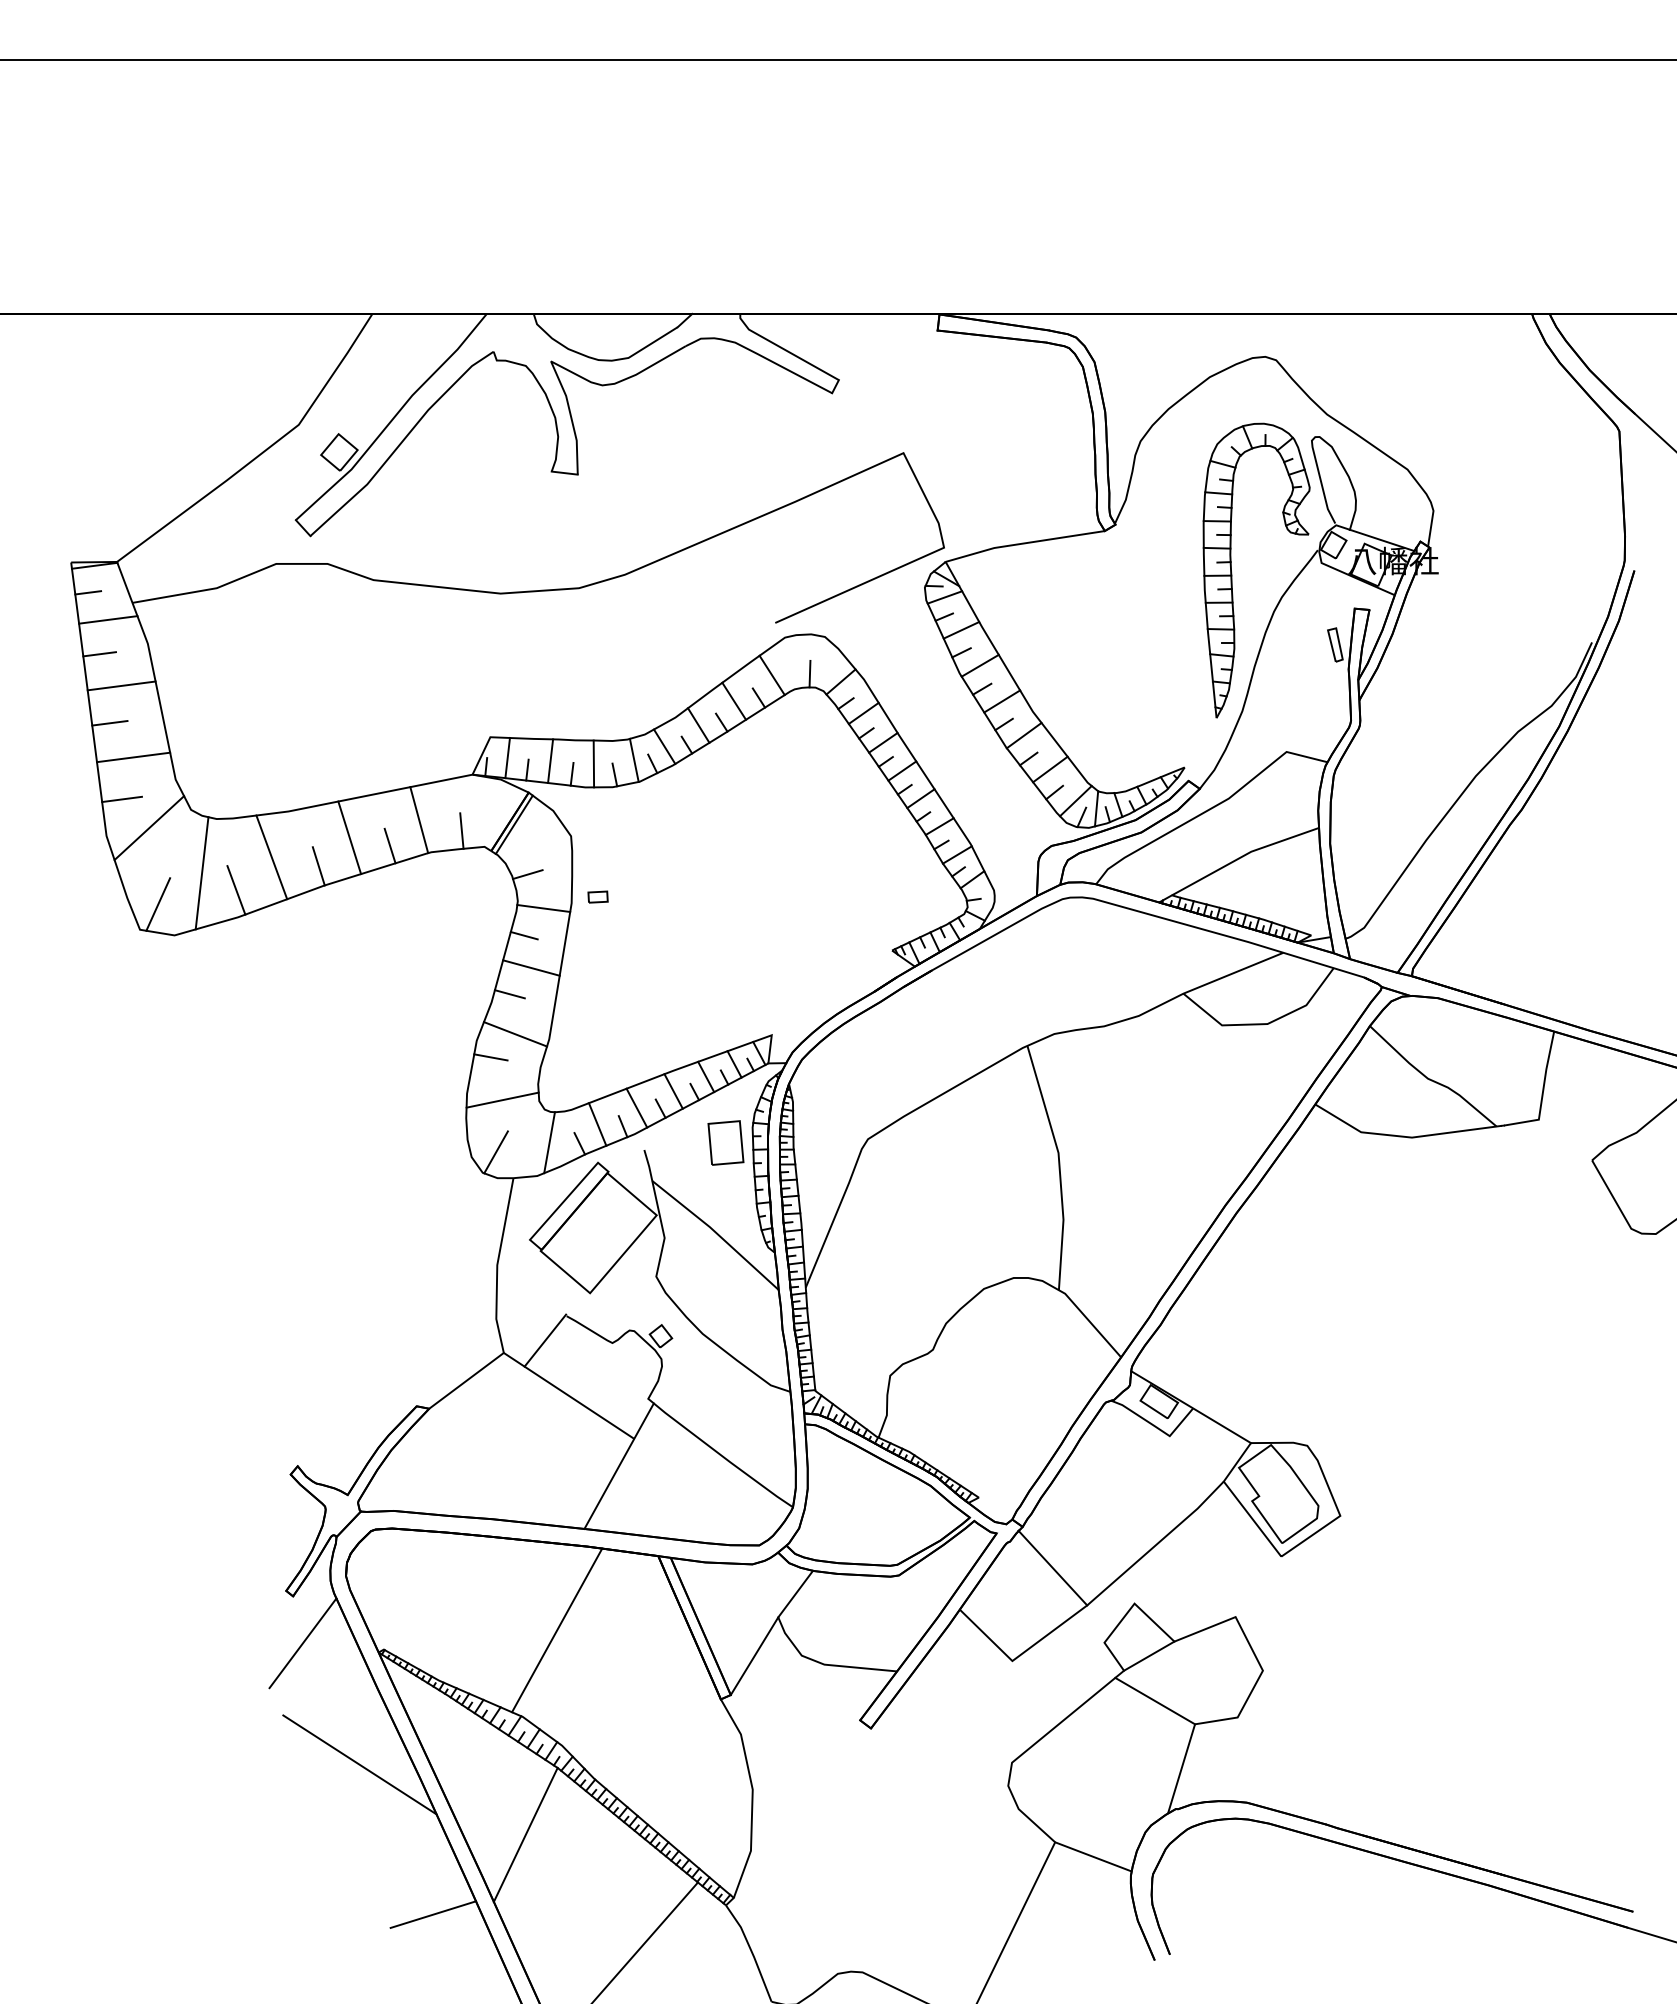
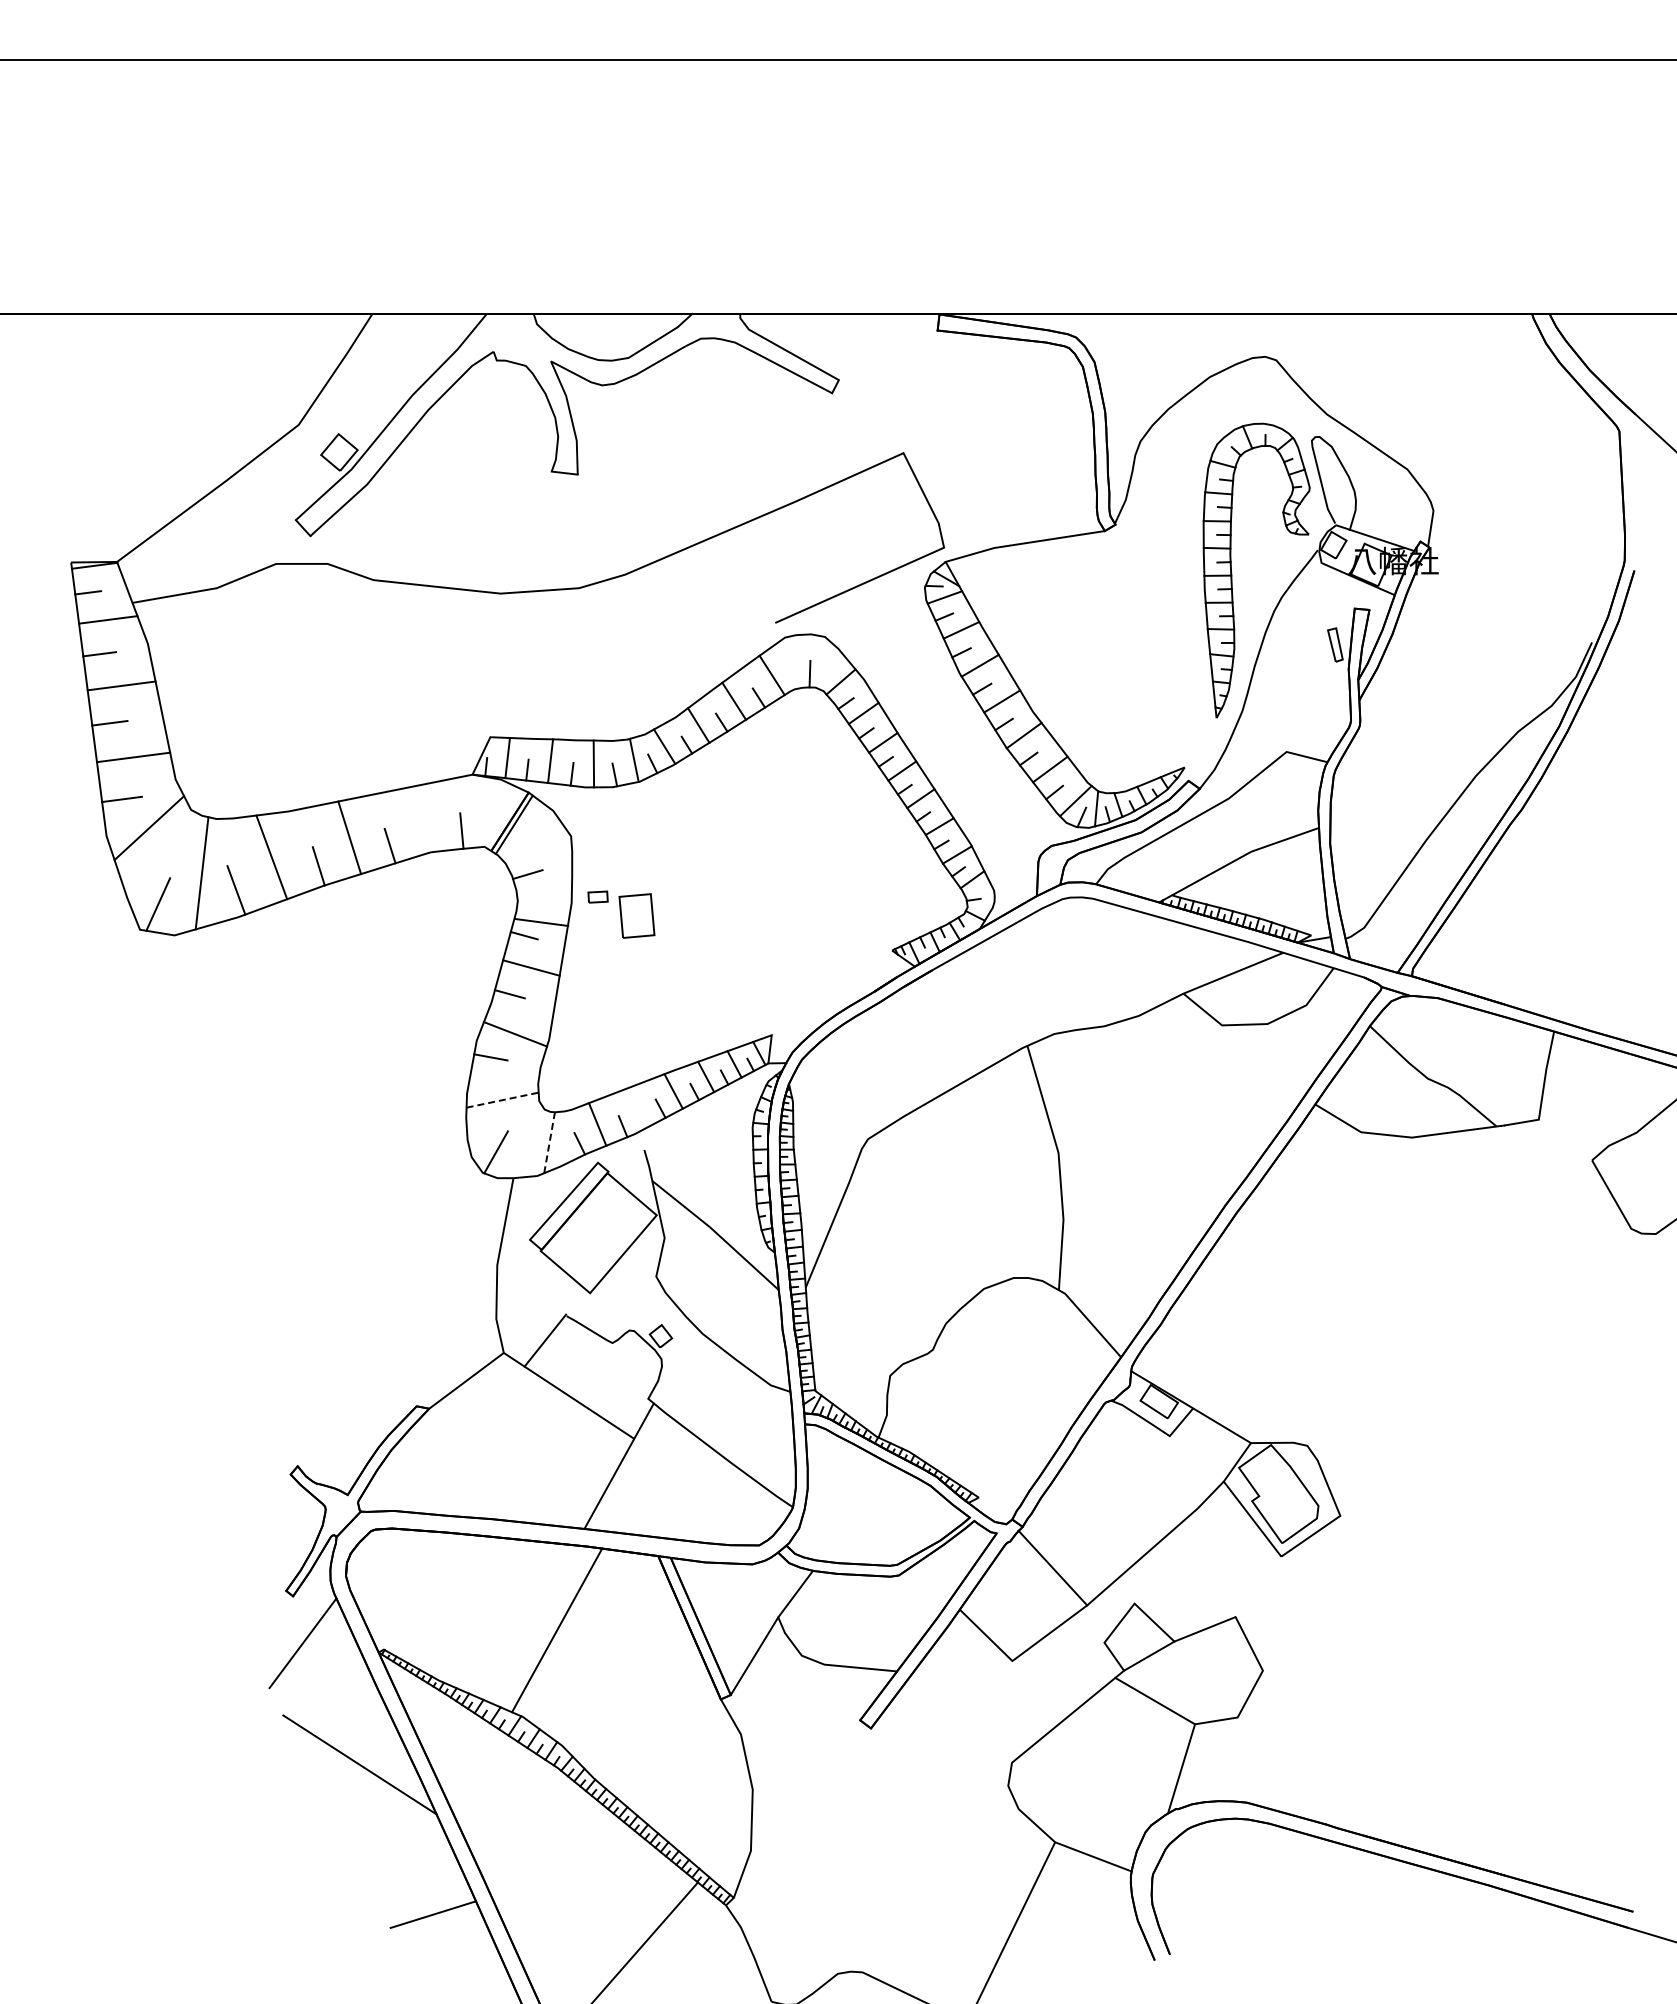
line: present -> none (419, 820)
line position: (543, 908) -> (541, 922) (541, 922)
line: solid -> dashed (502, 1100)
line: present -> none (636, 1107)
line: solid -> dashed (549, 1142)
part position: (725, 1142) -> (636, 915) (636, 915)
line: present -> none (525, 1834)
